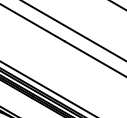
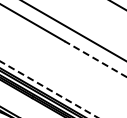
line: solid -> dashed (95, 58)
line: solid -> dashed (49, 89)
